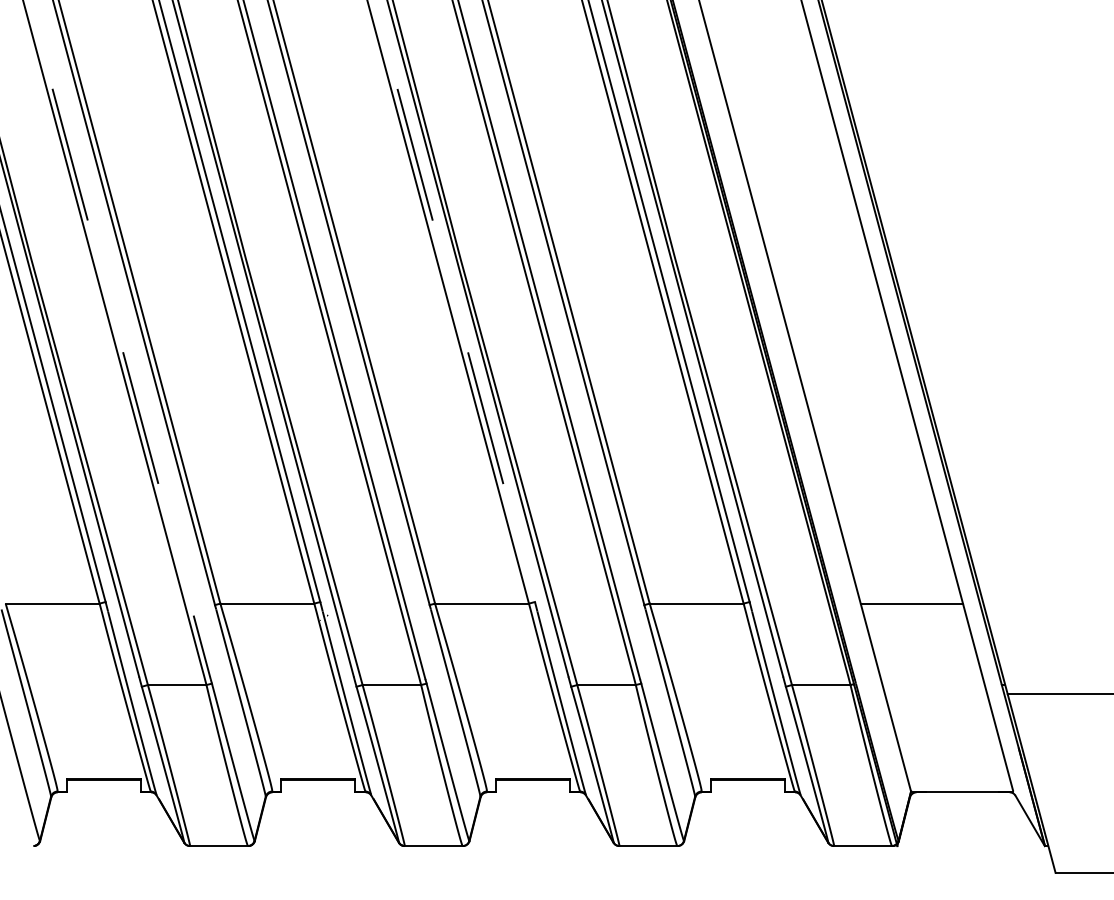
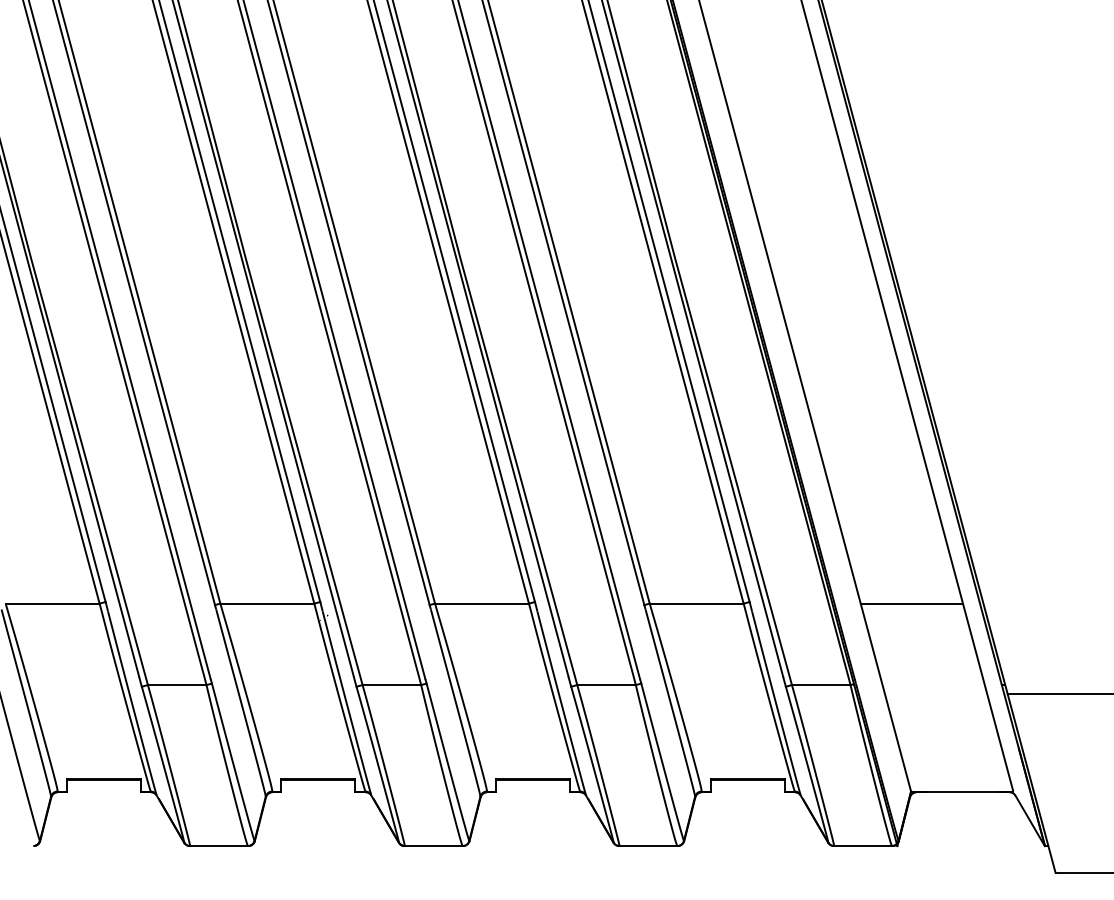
line: dashed -> solid (454, 301)
line: dashed -> solid (119, 340)
